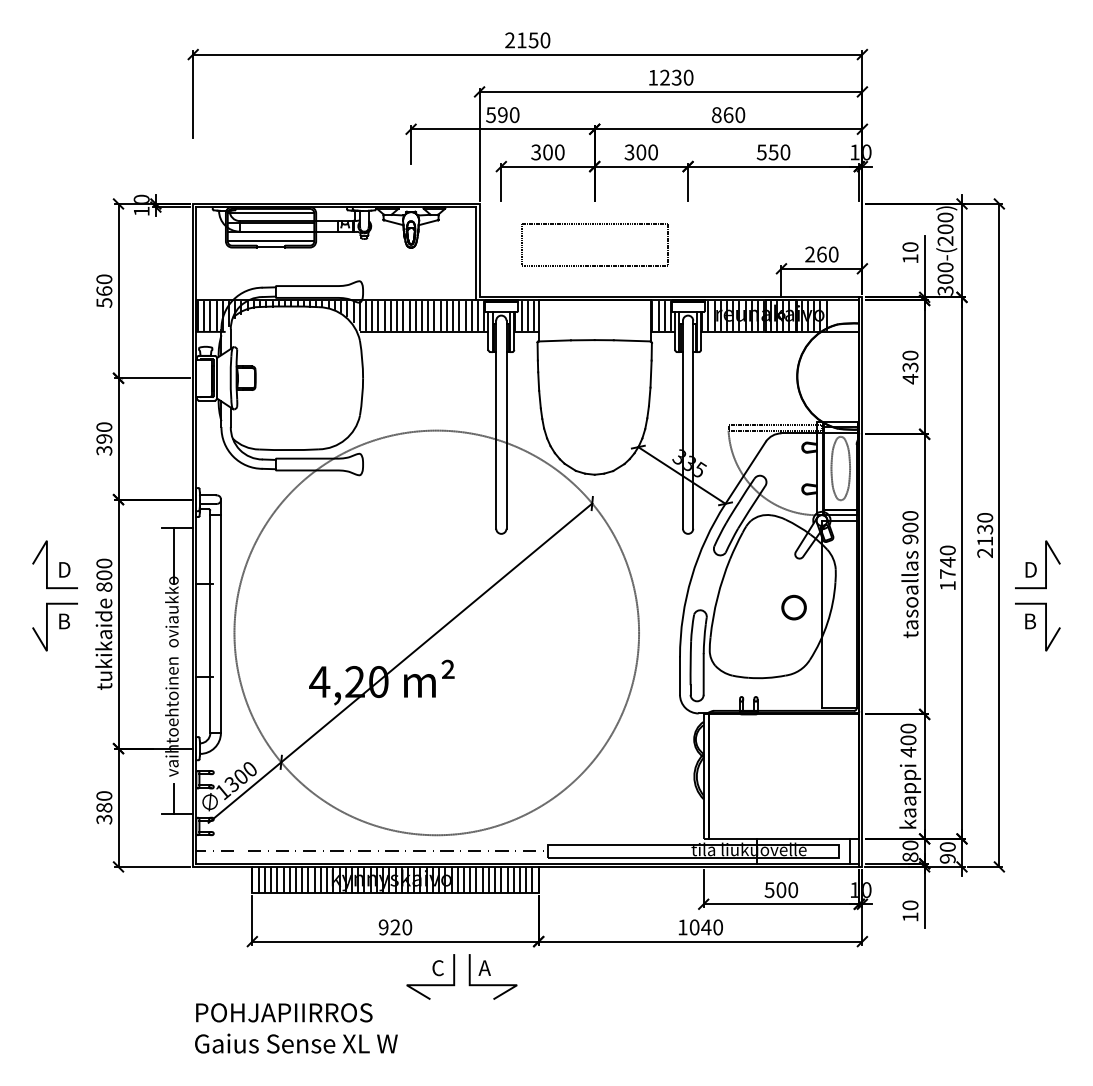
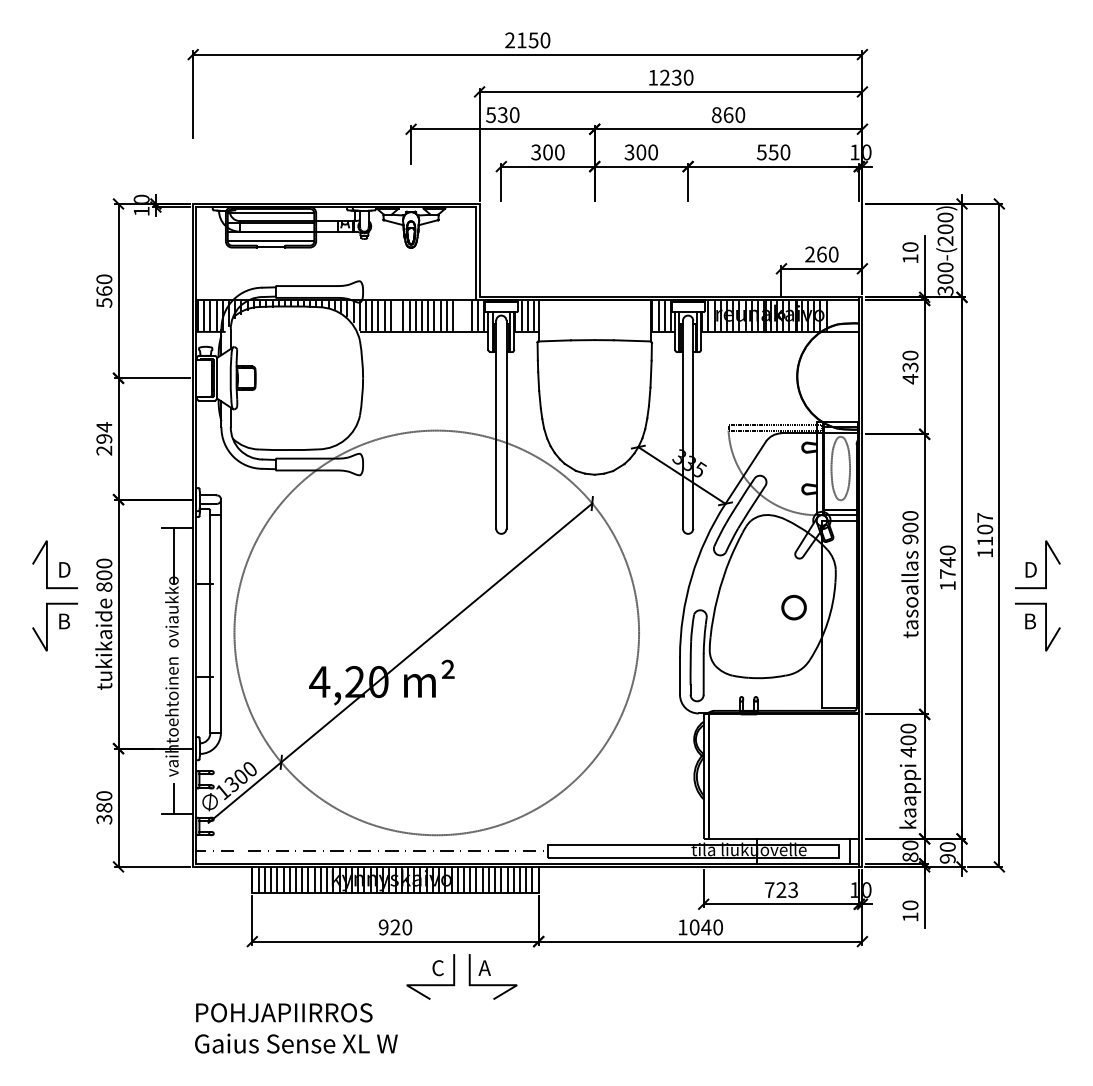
text: 590 -> 530 (502, 114)
part: present -> none (593, 224)
line: present -> none (397, 316)
line: present -> none (459, 316)
line: present -> none (465, 316)
text: 390 -> 294 (104, 438)
text: 2130 -> 1107 (985, 535)
text: 500 -> 723 (781, 890)
